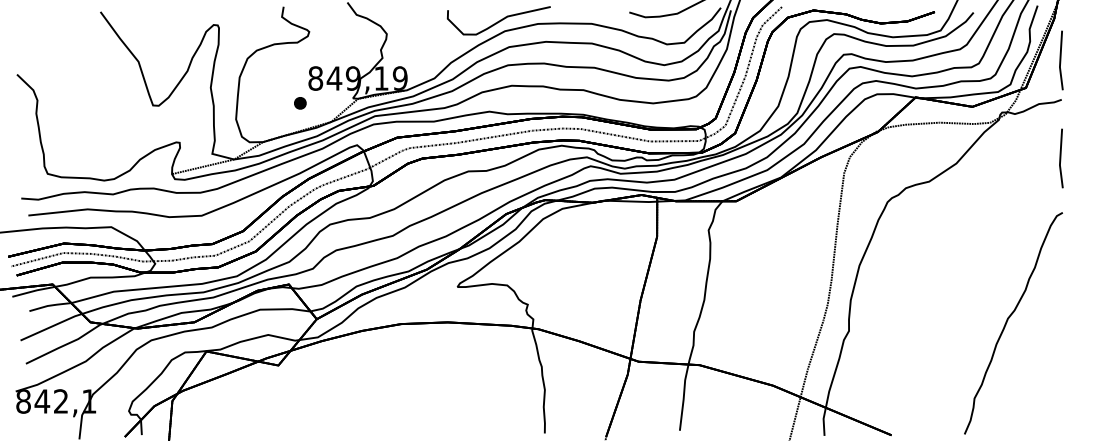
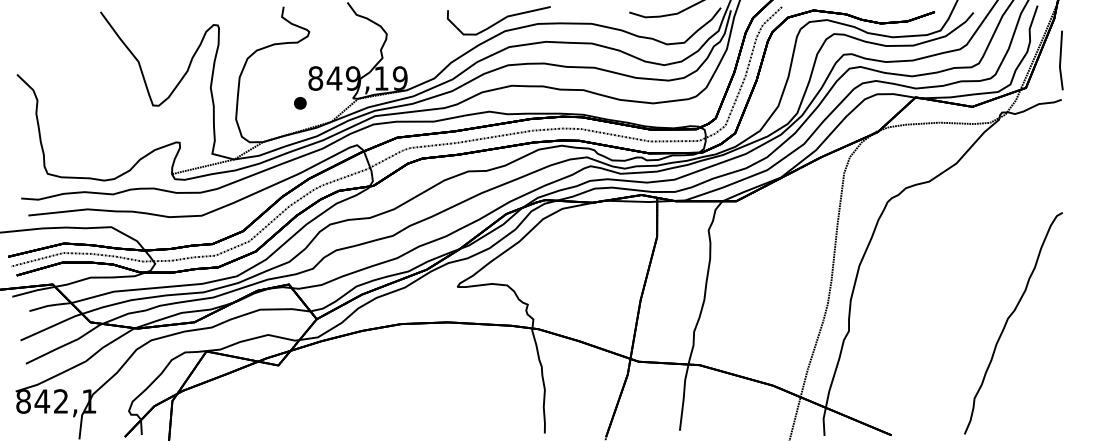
line: present -> none (1061, 158)
